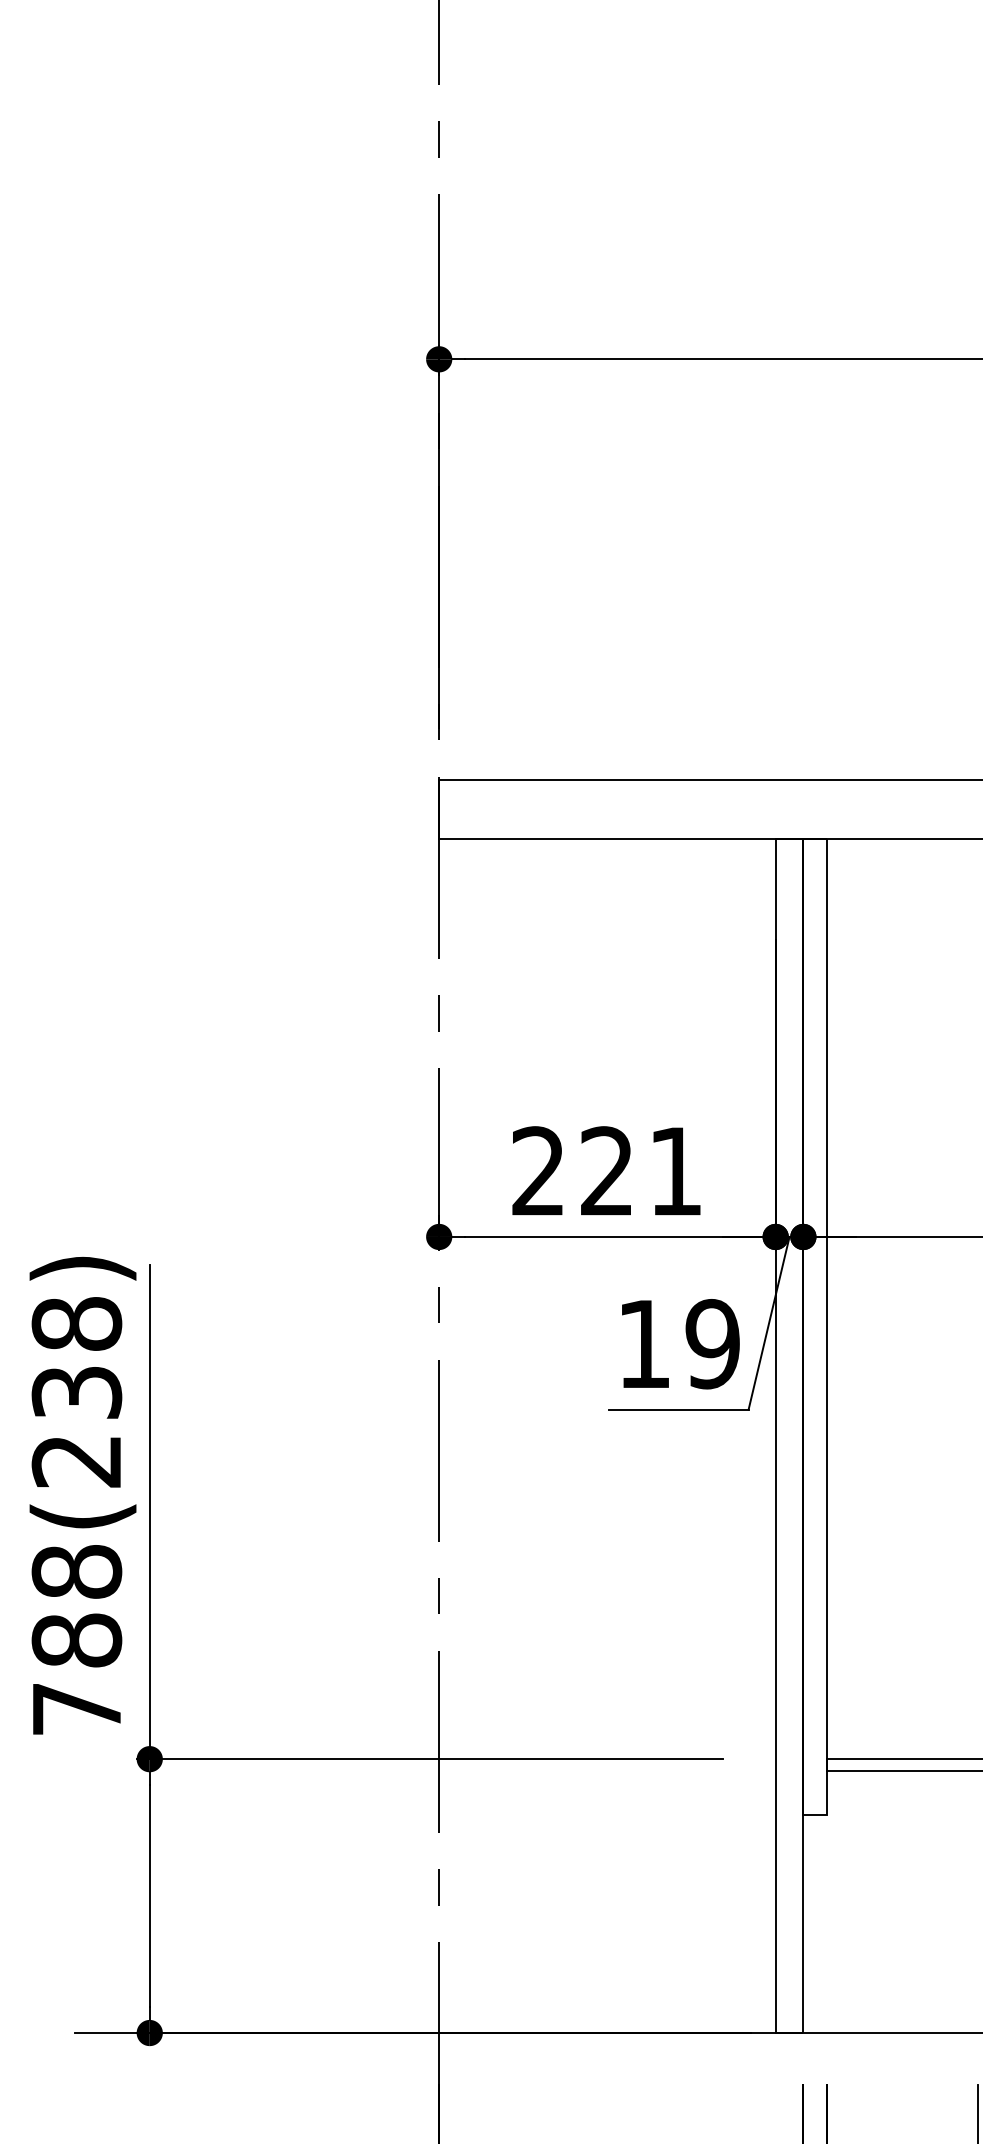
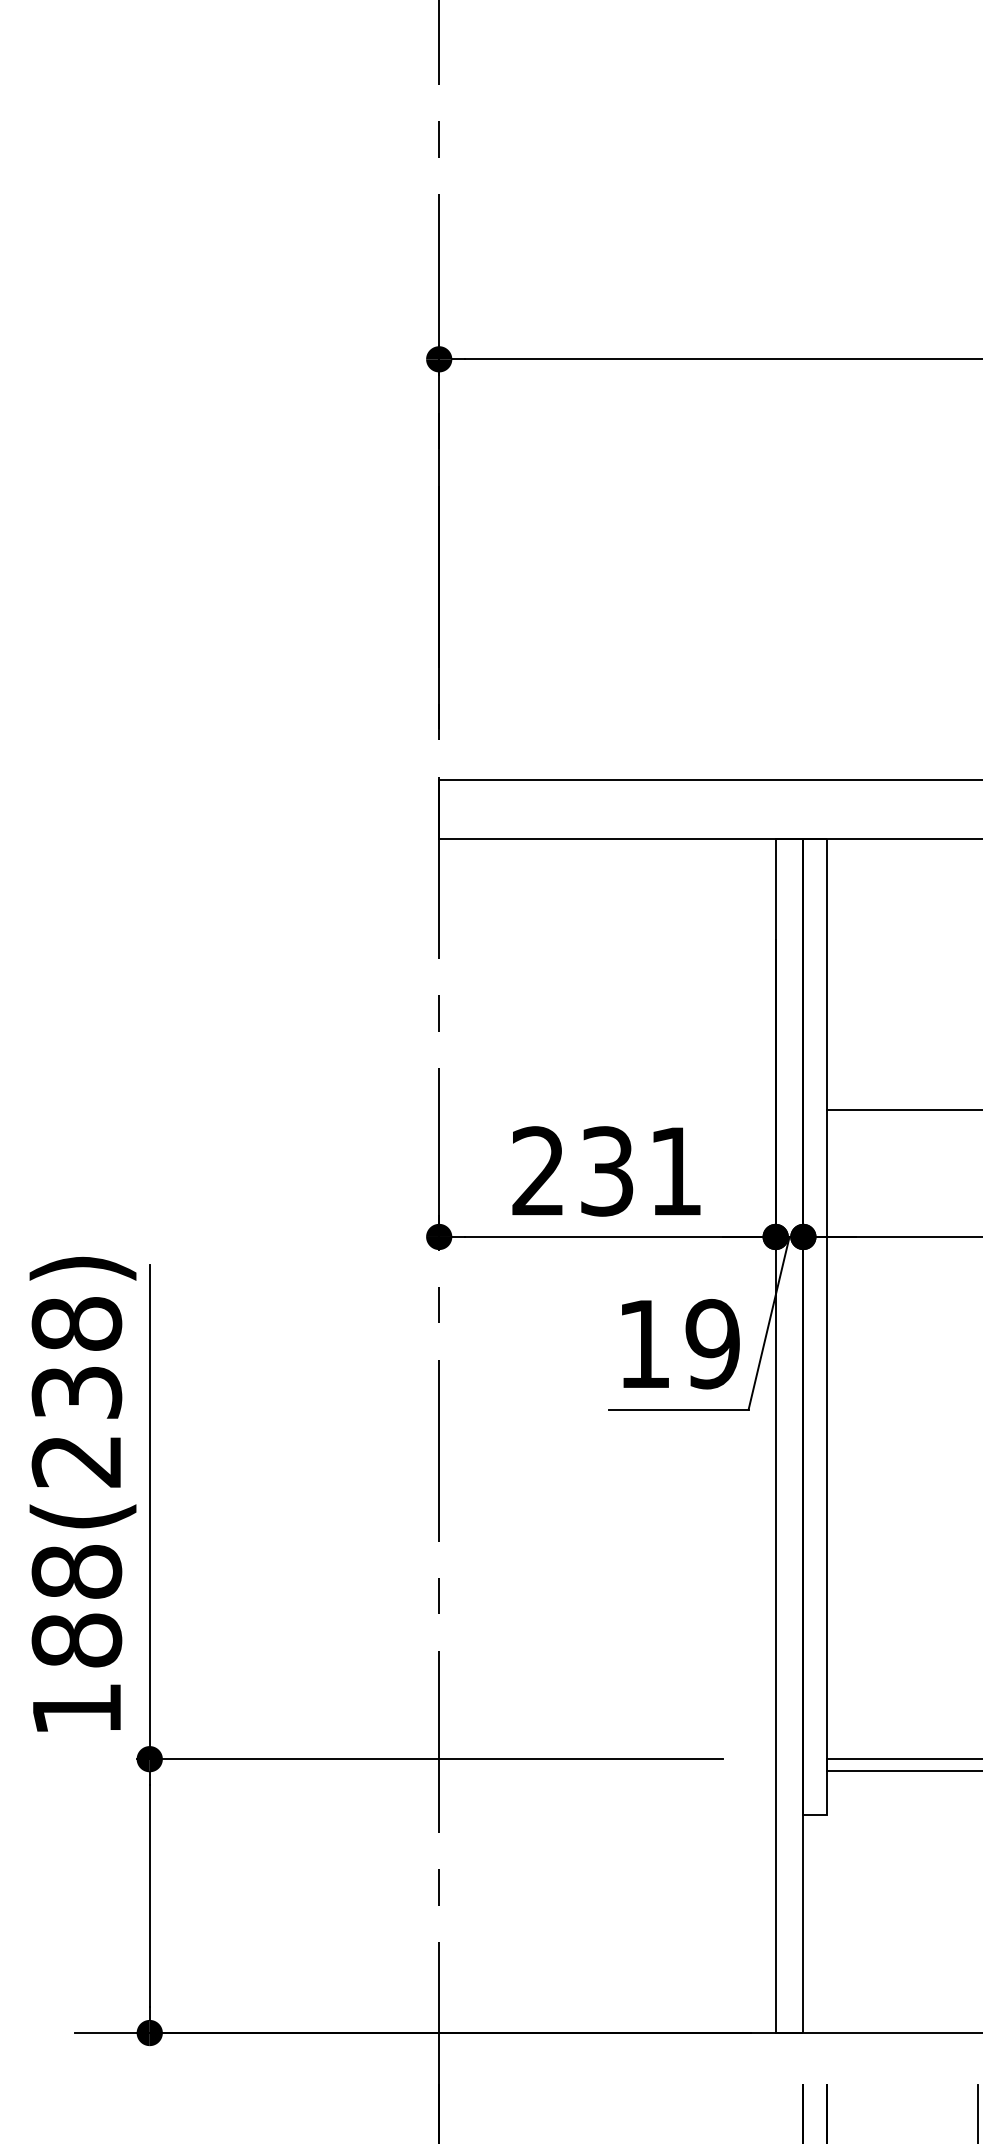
line: none -> present (902, 1109)
text: 221 -> 231 (607, 1171)
text: 788(238) -> 188(238) (76, 1709)
